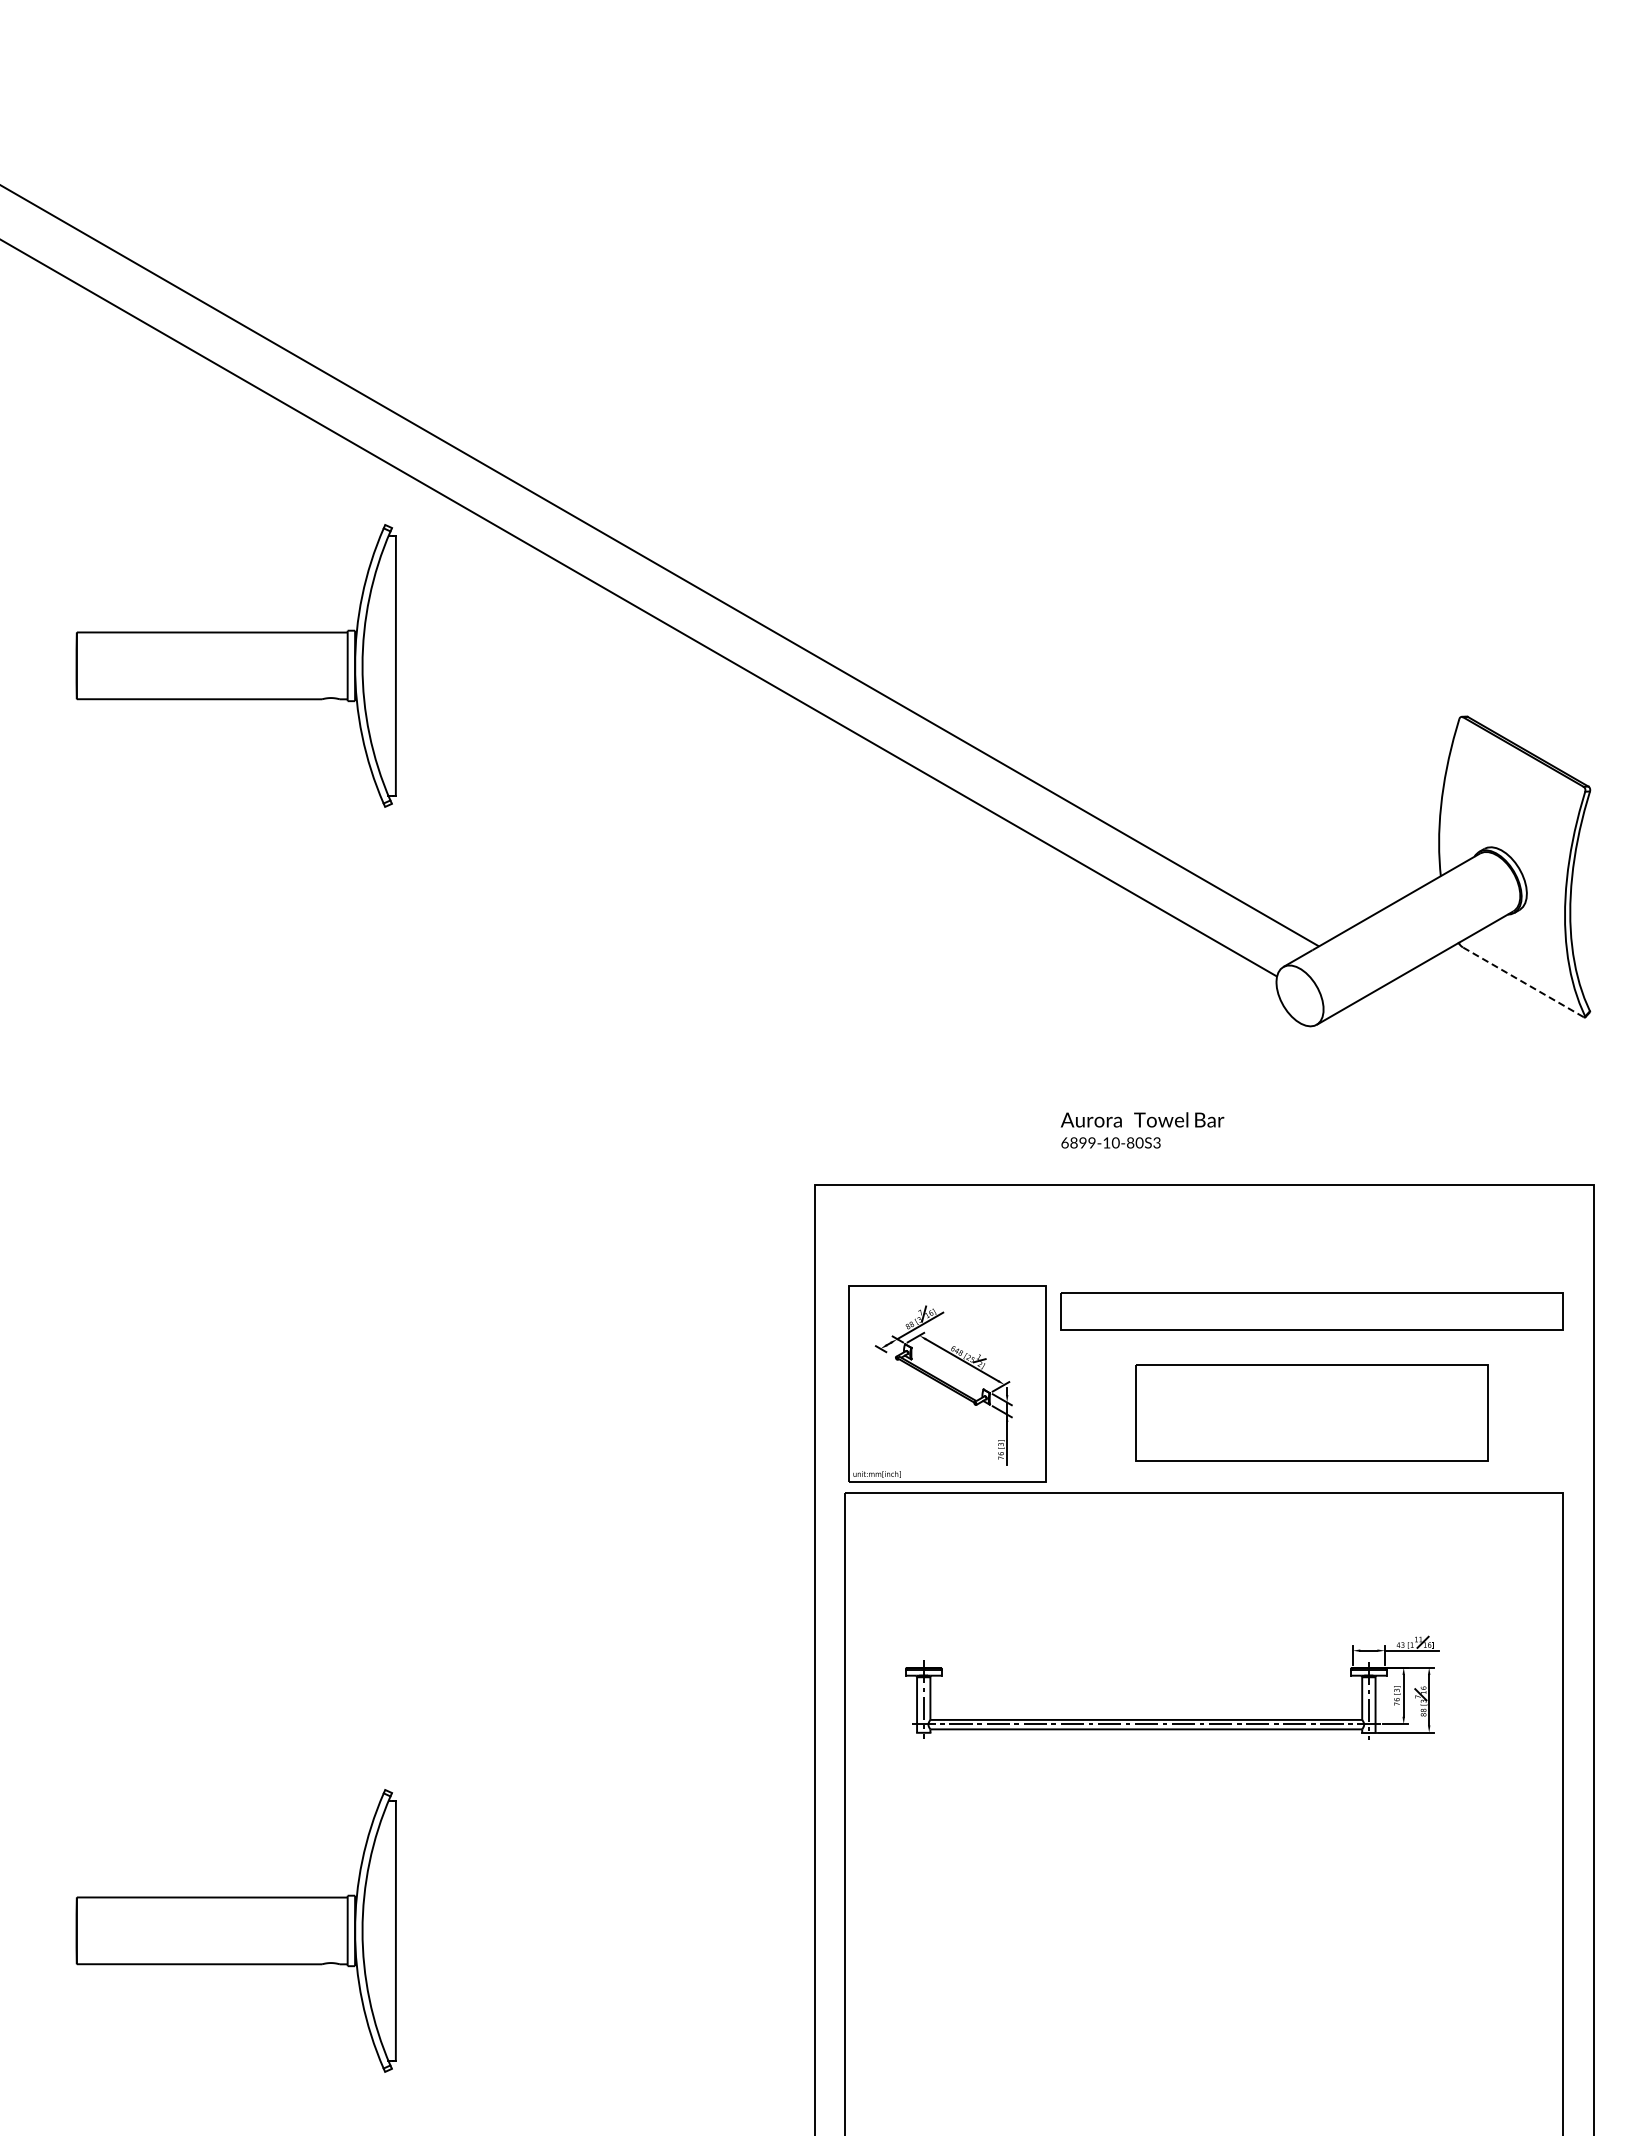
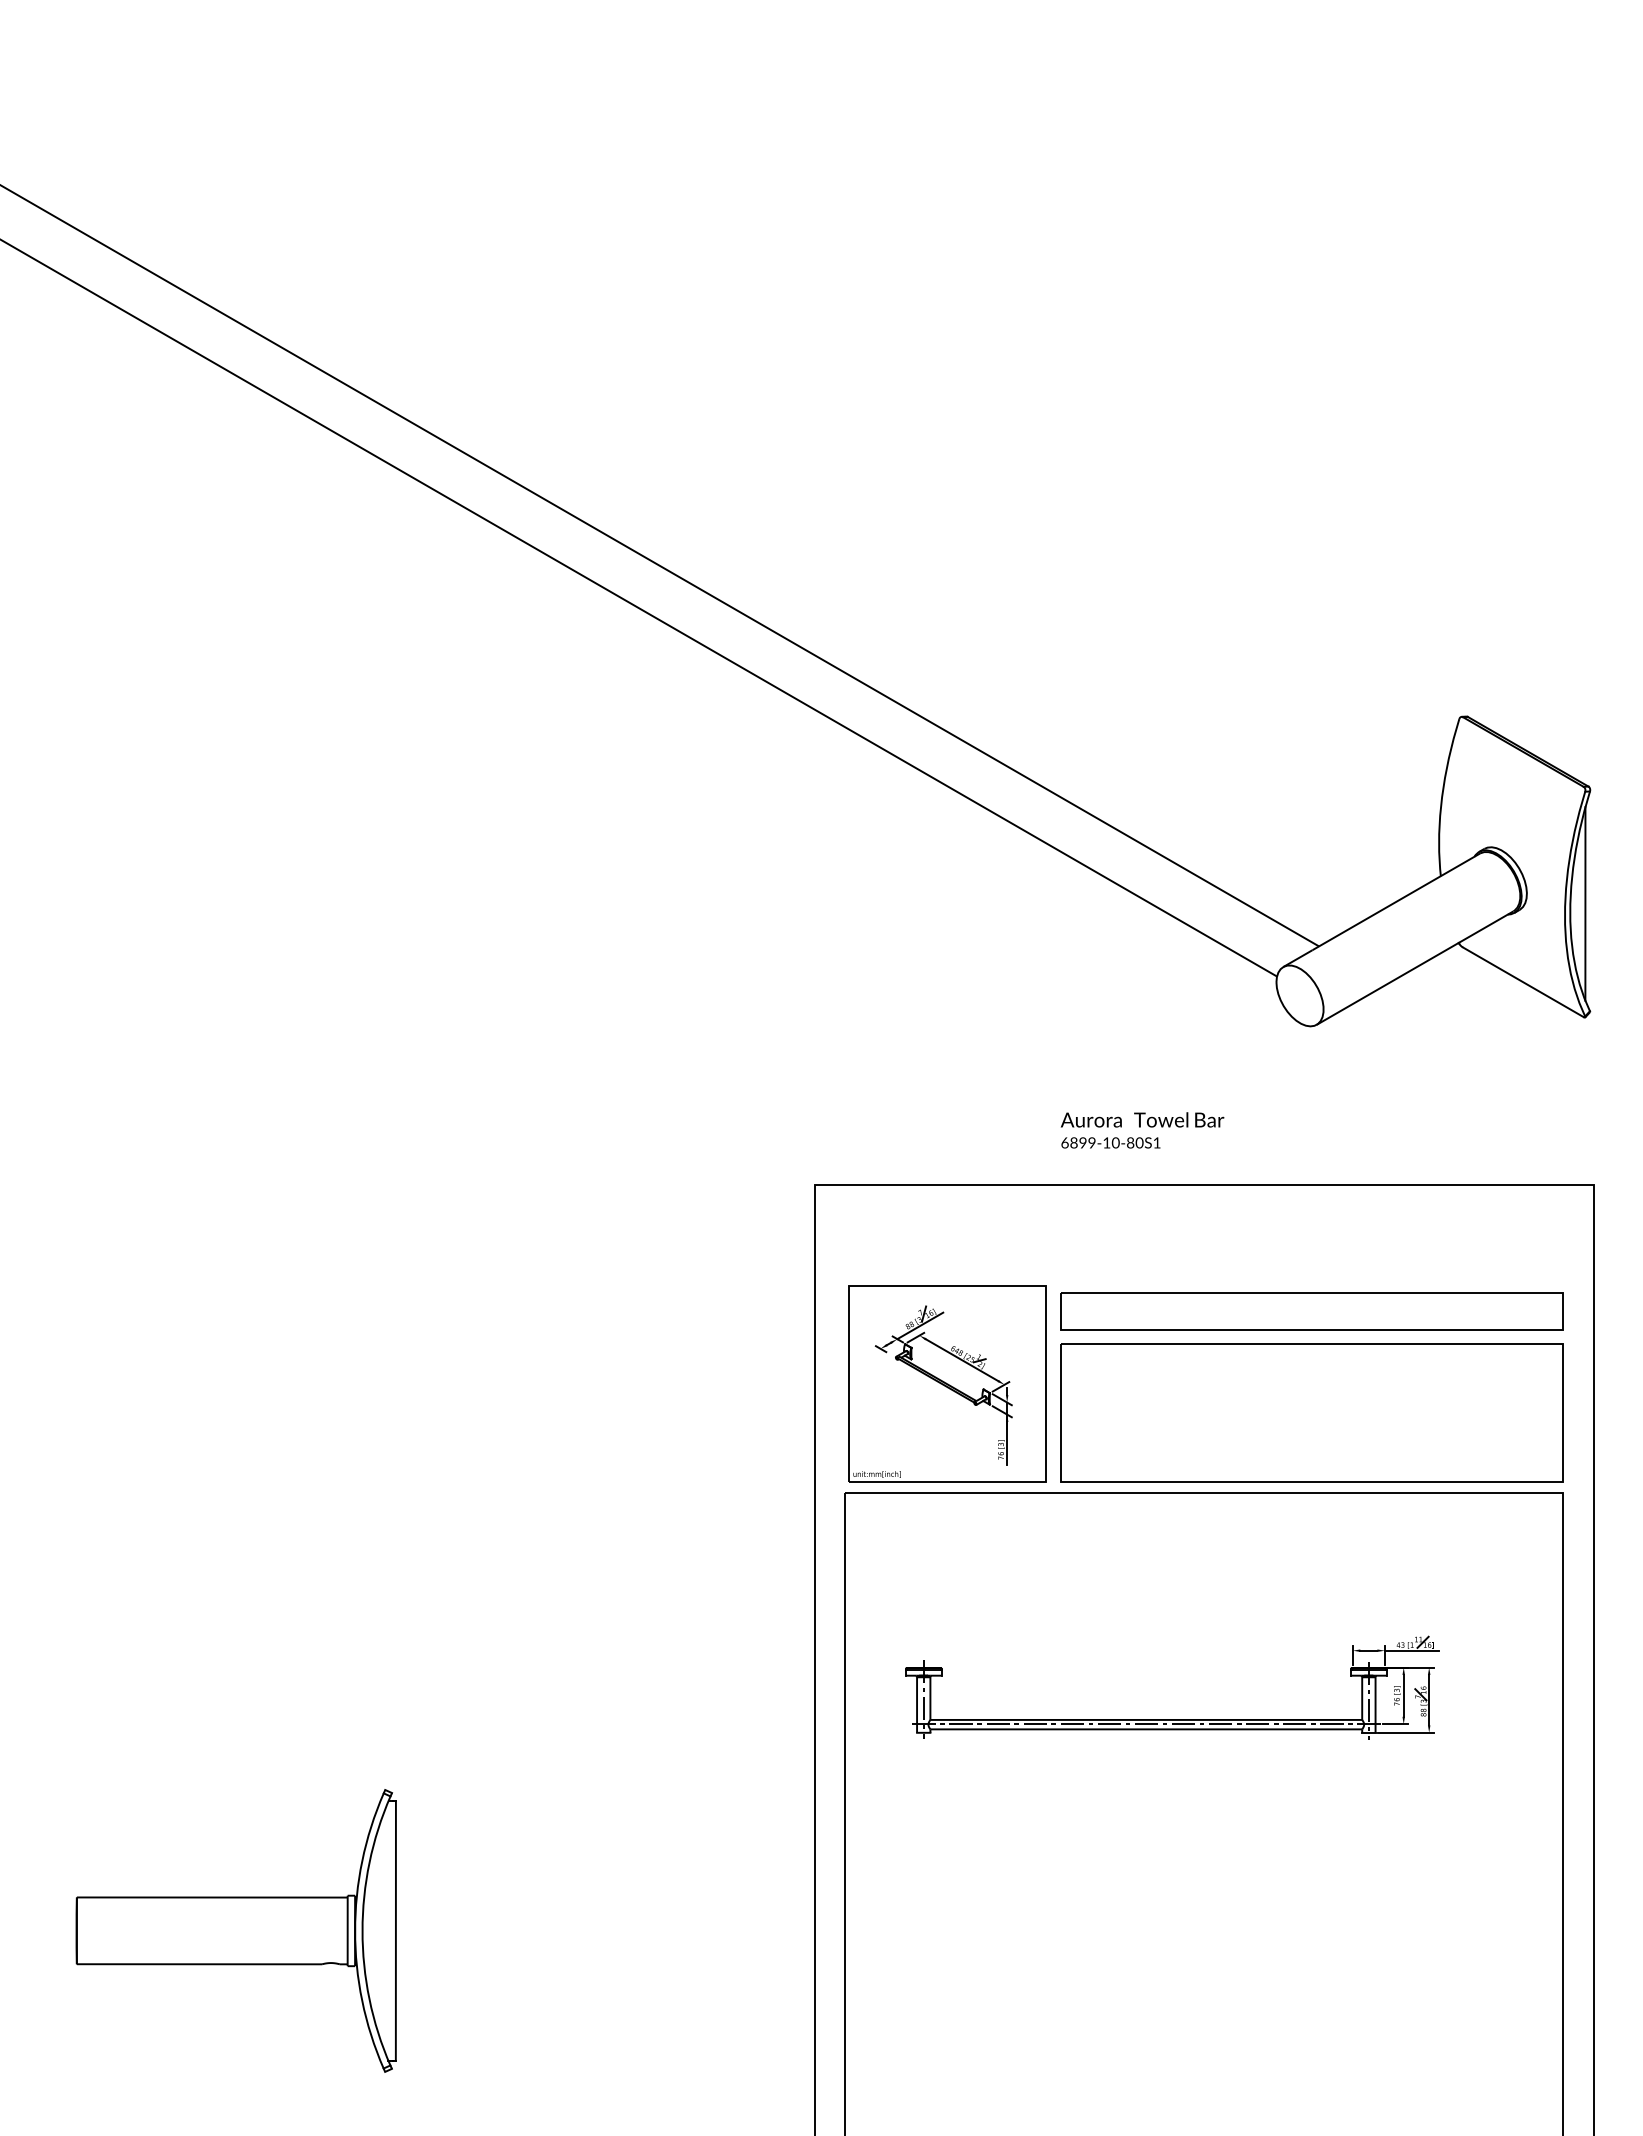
part: present -> none (235, 665)
line: none -> present (1585, 903)
line: dashed -> solid (1523, 982)
text: 6899-10-80S3 -> 6899-10-80S1 (1156, 1142)
part size: 354x98 px -> 504x140 px (1311, 1412)
